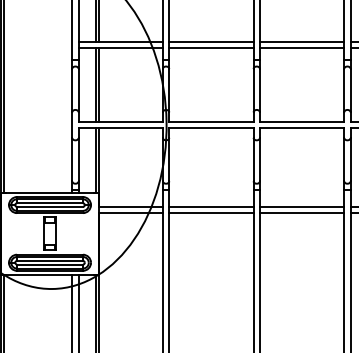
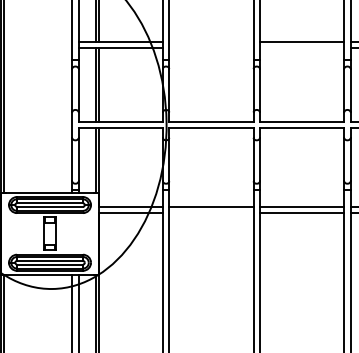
line: present -> none (211, 42)
line: present -> none (211, 48)
line: present -> none (301, 48)
line: present -> none (211, 213)
